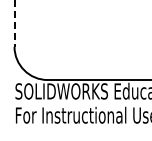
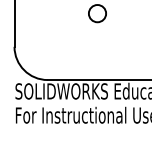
circle: none -> present (97, 13)
line: dashed -> solid (14, 23)
